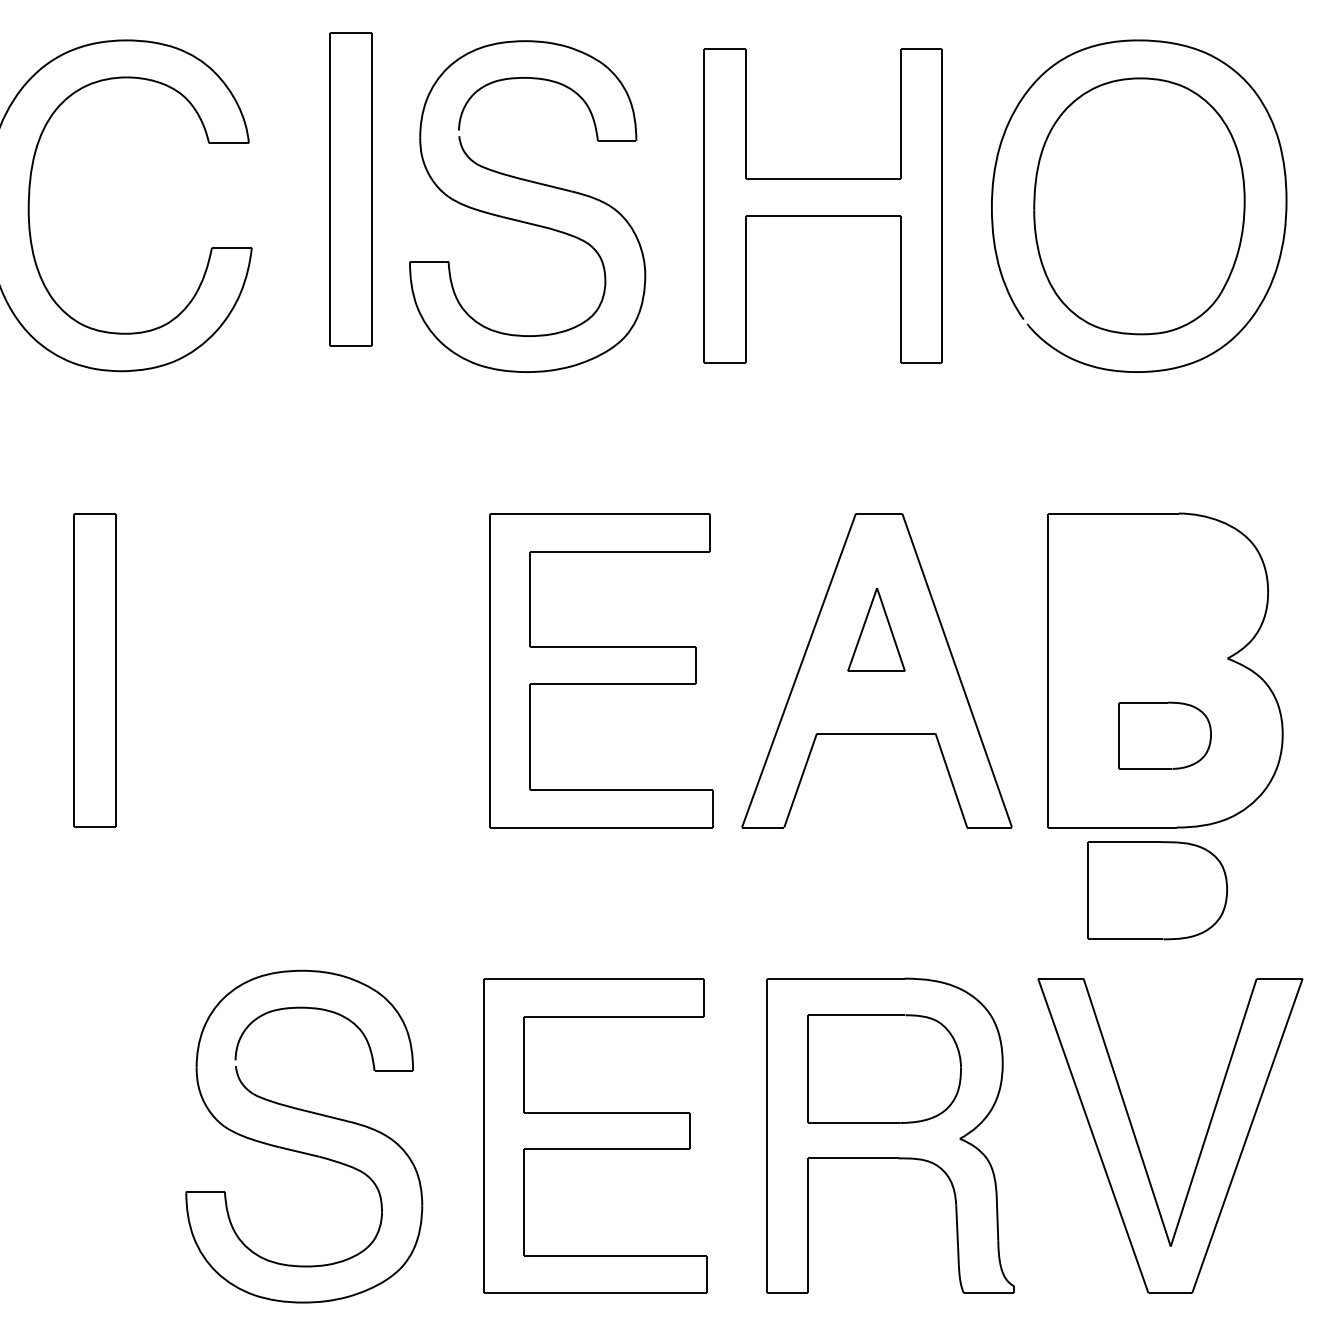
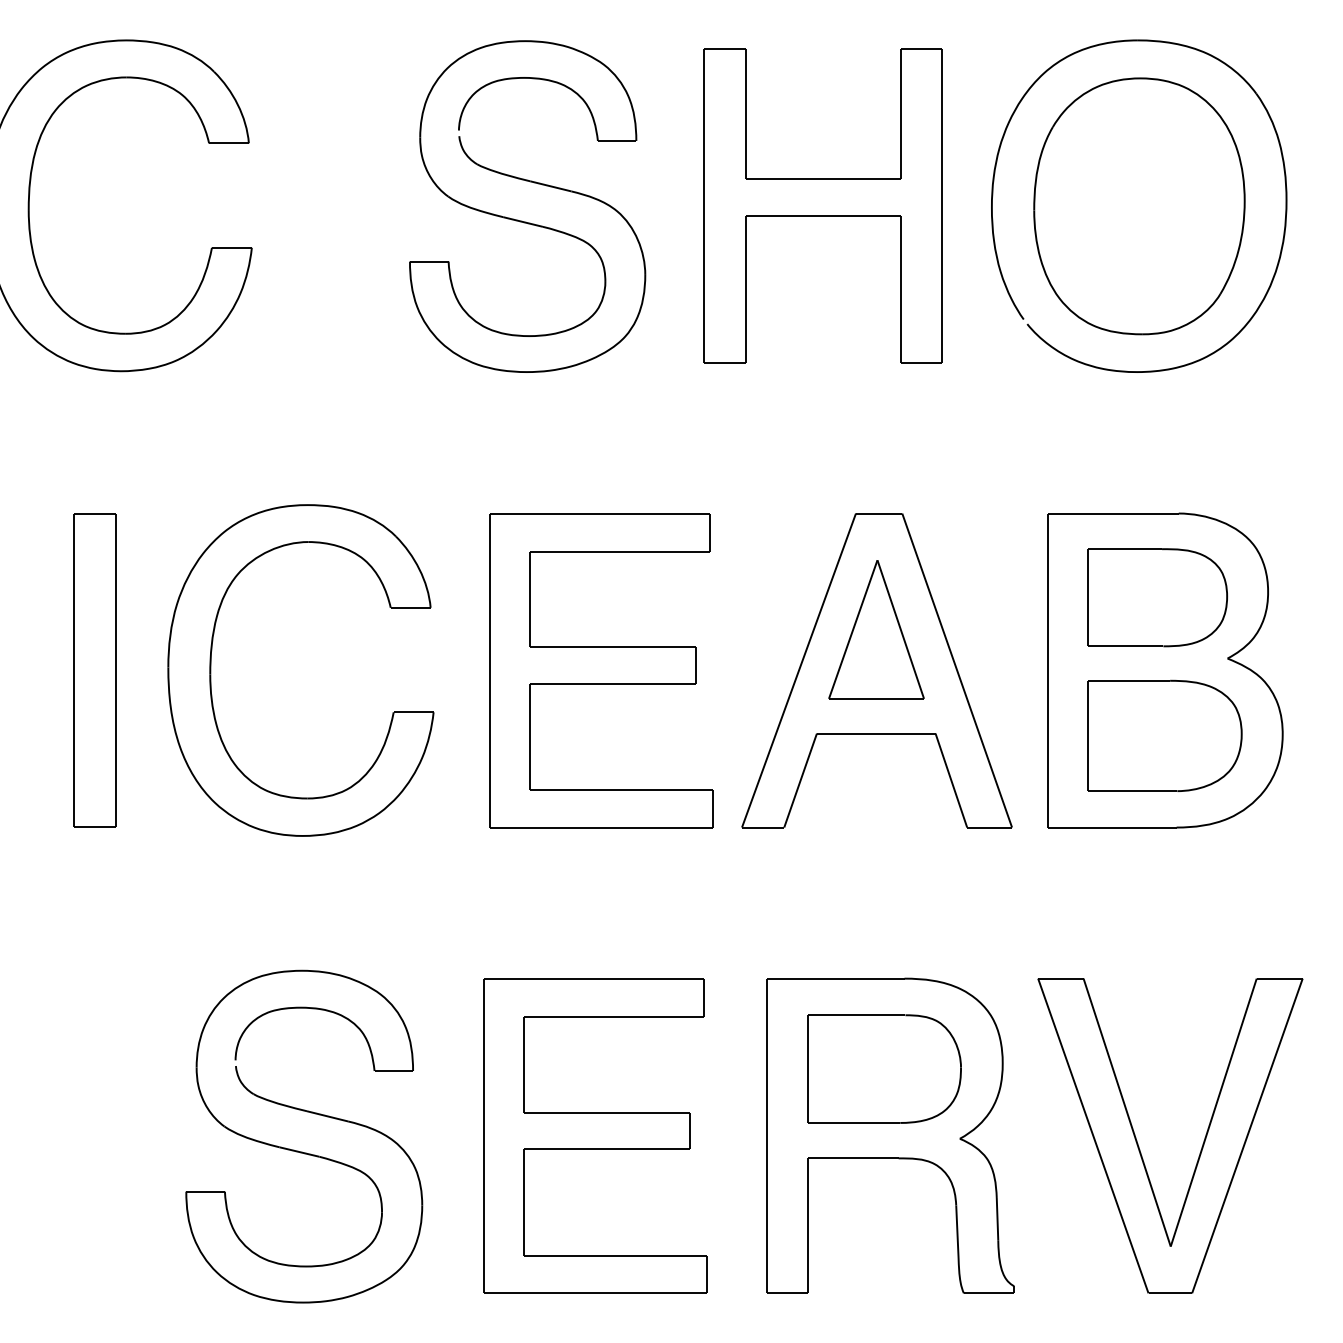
part: present -> none (350, 189)
part size: 59x84 px -> 97x140 px (876, 629)
part: none -> present (211, 670)
part size: 94x69 px -> 156x113 px (1164, 735)
part position: (1157, 890) -> (1157, 597) (1157, 597)
